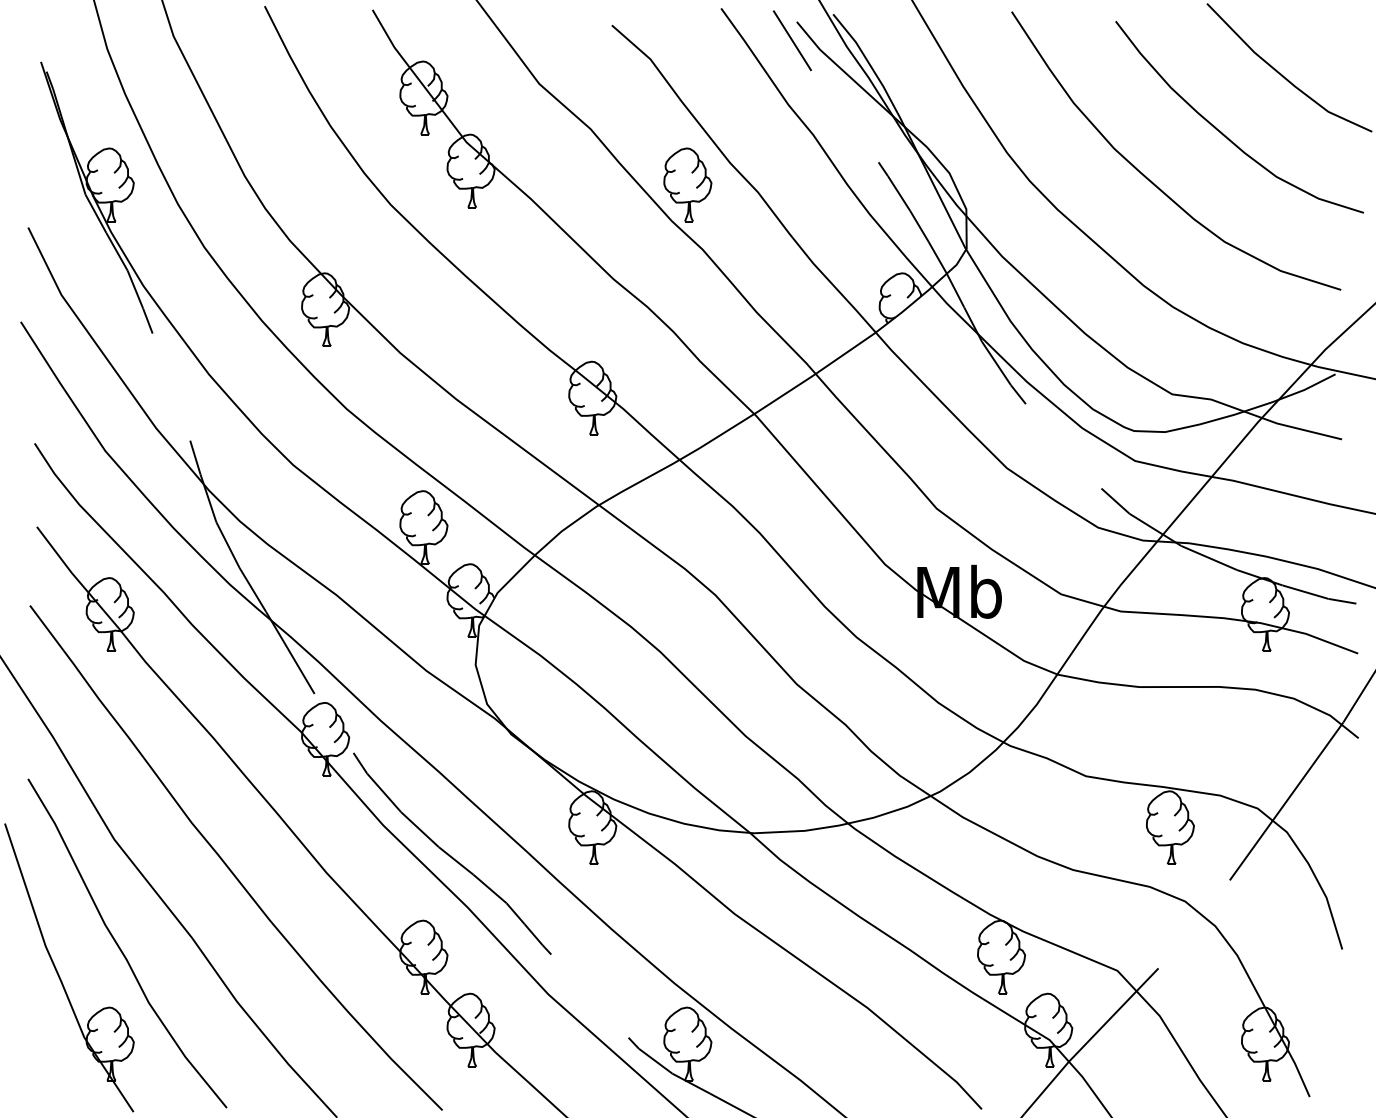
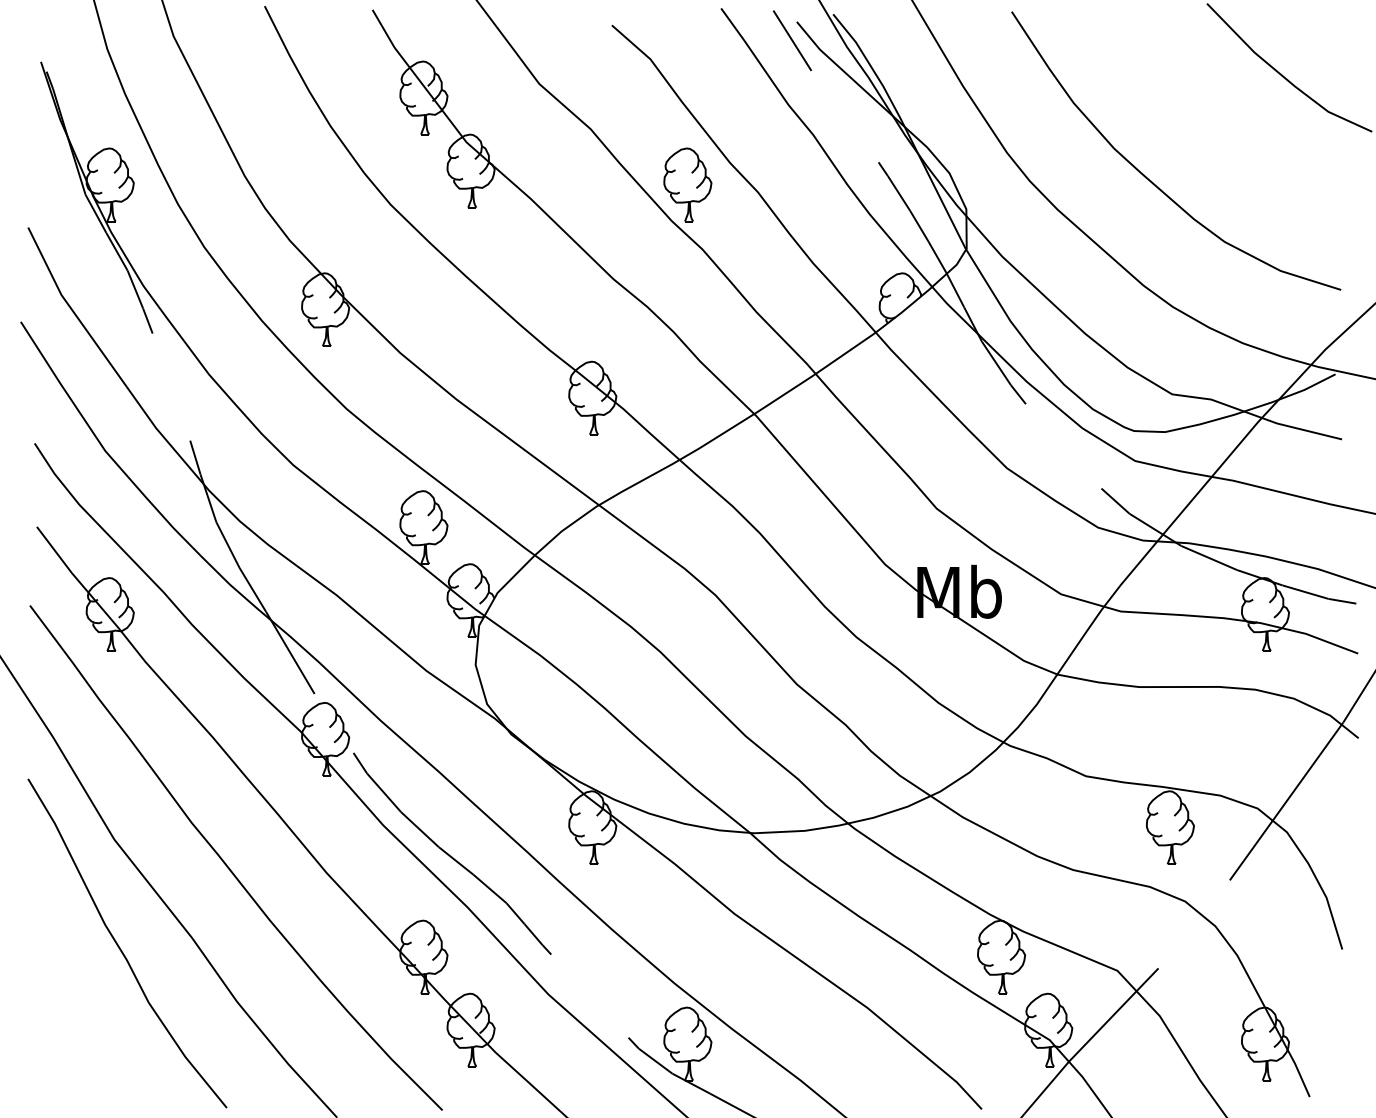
curve: present -> none (1223, 133)
part: present -> none (58, 972)
